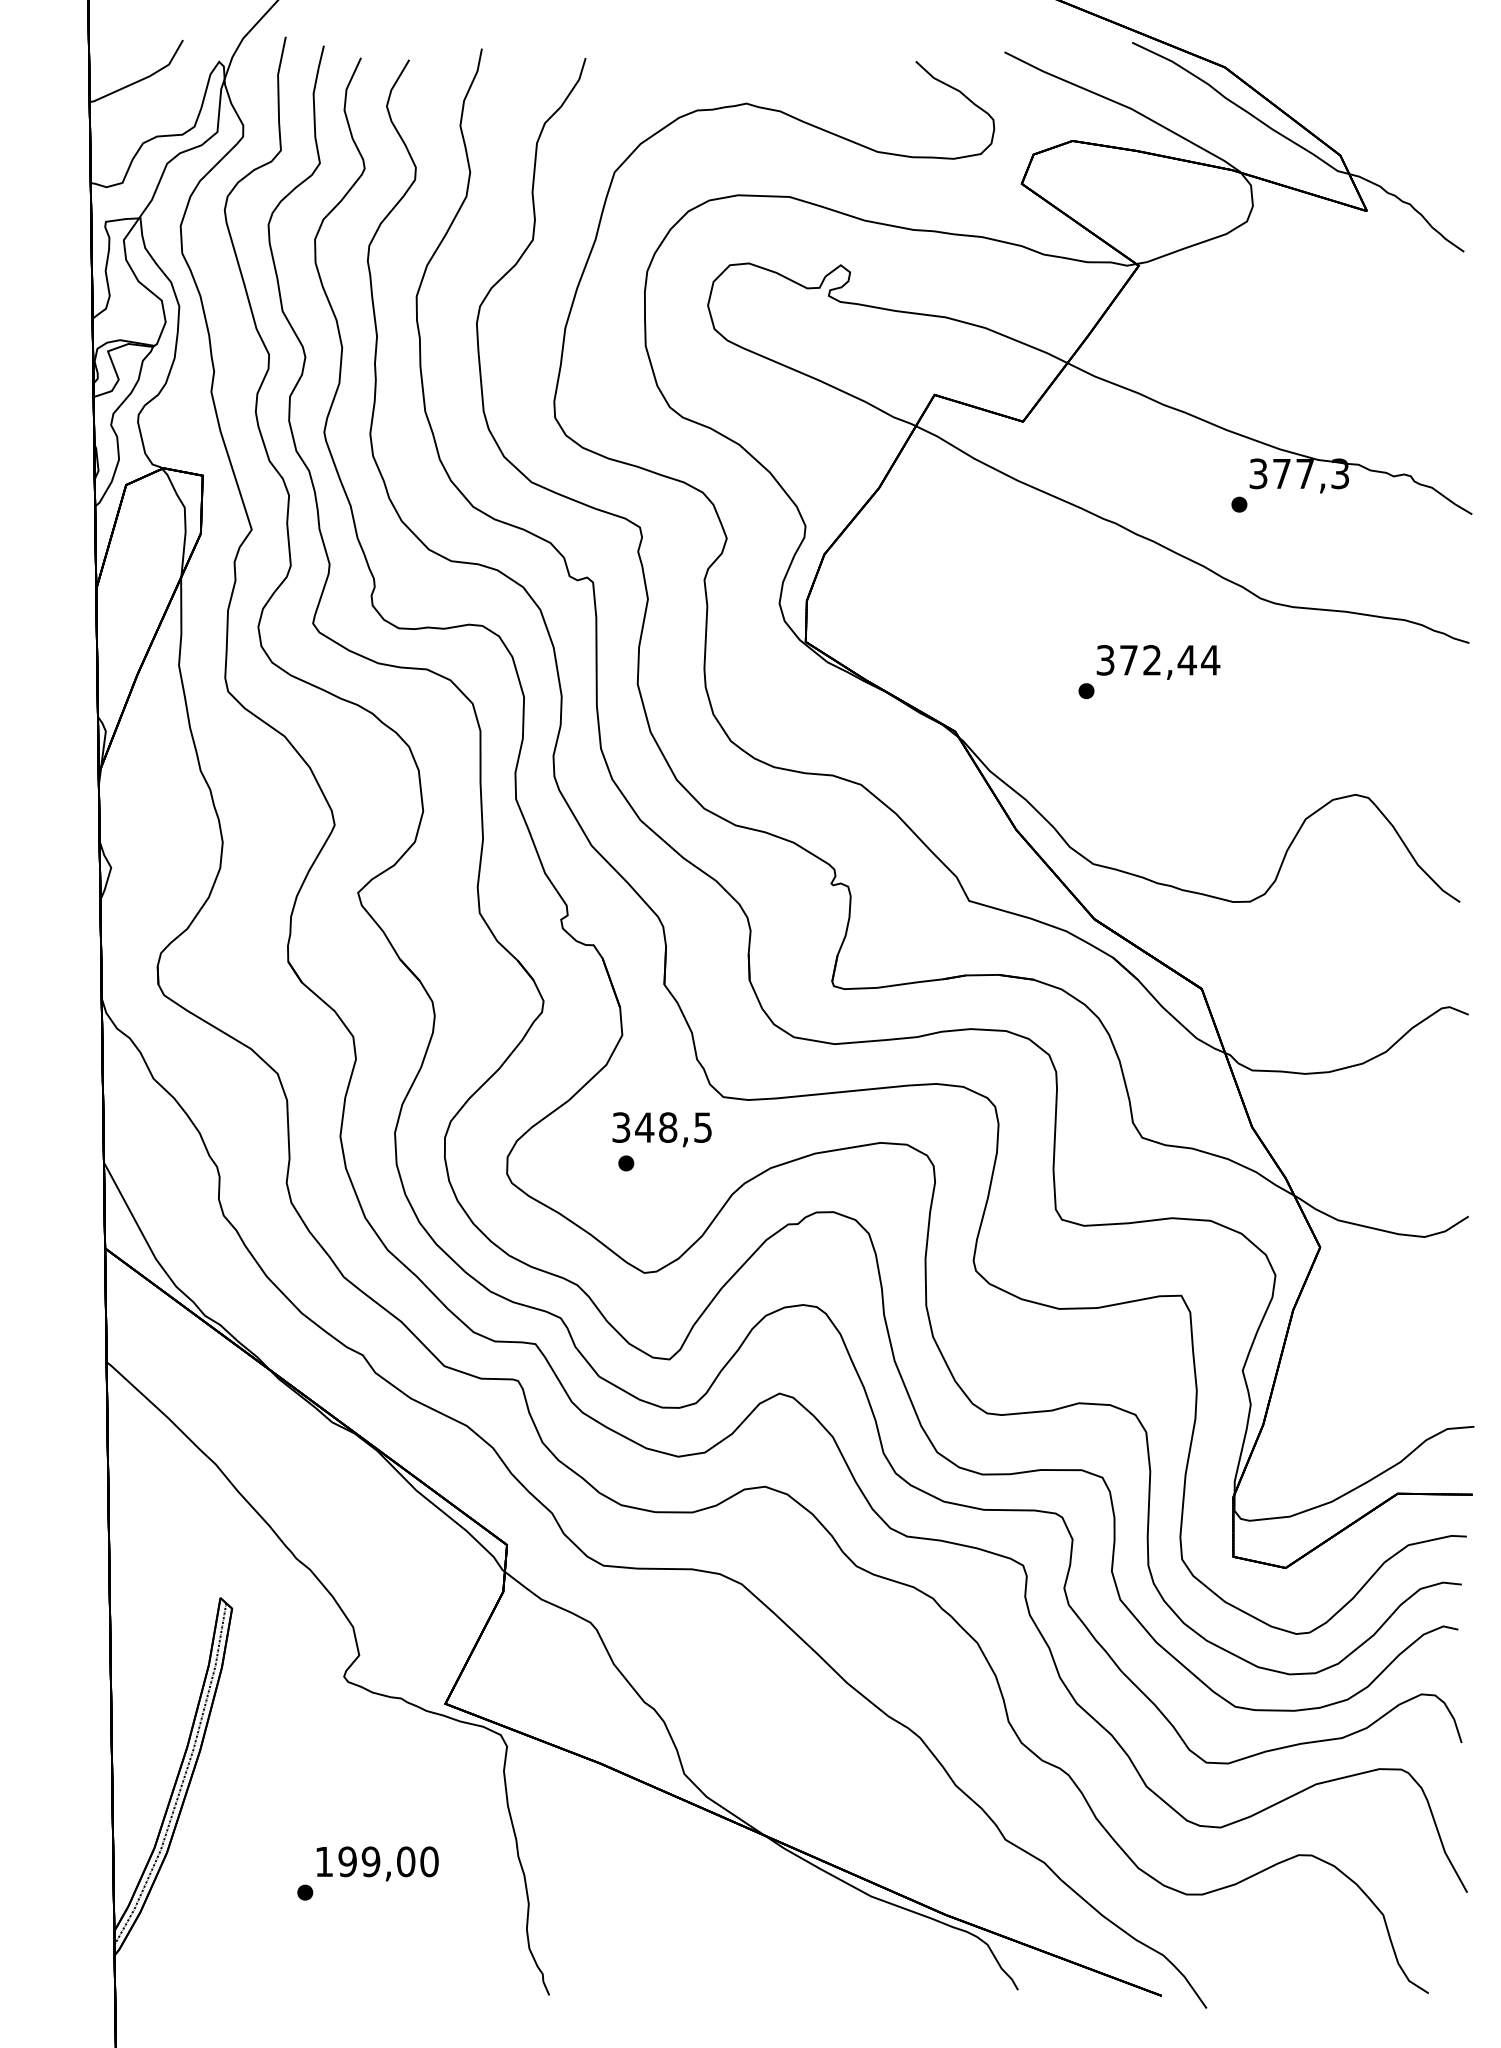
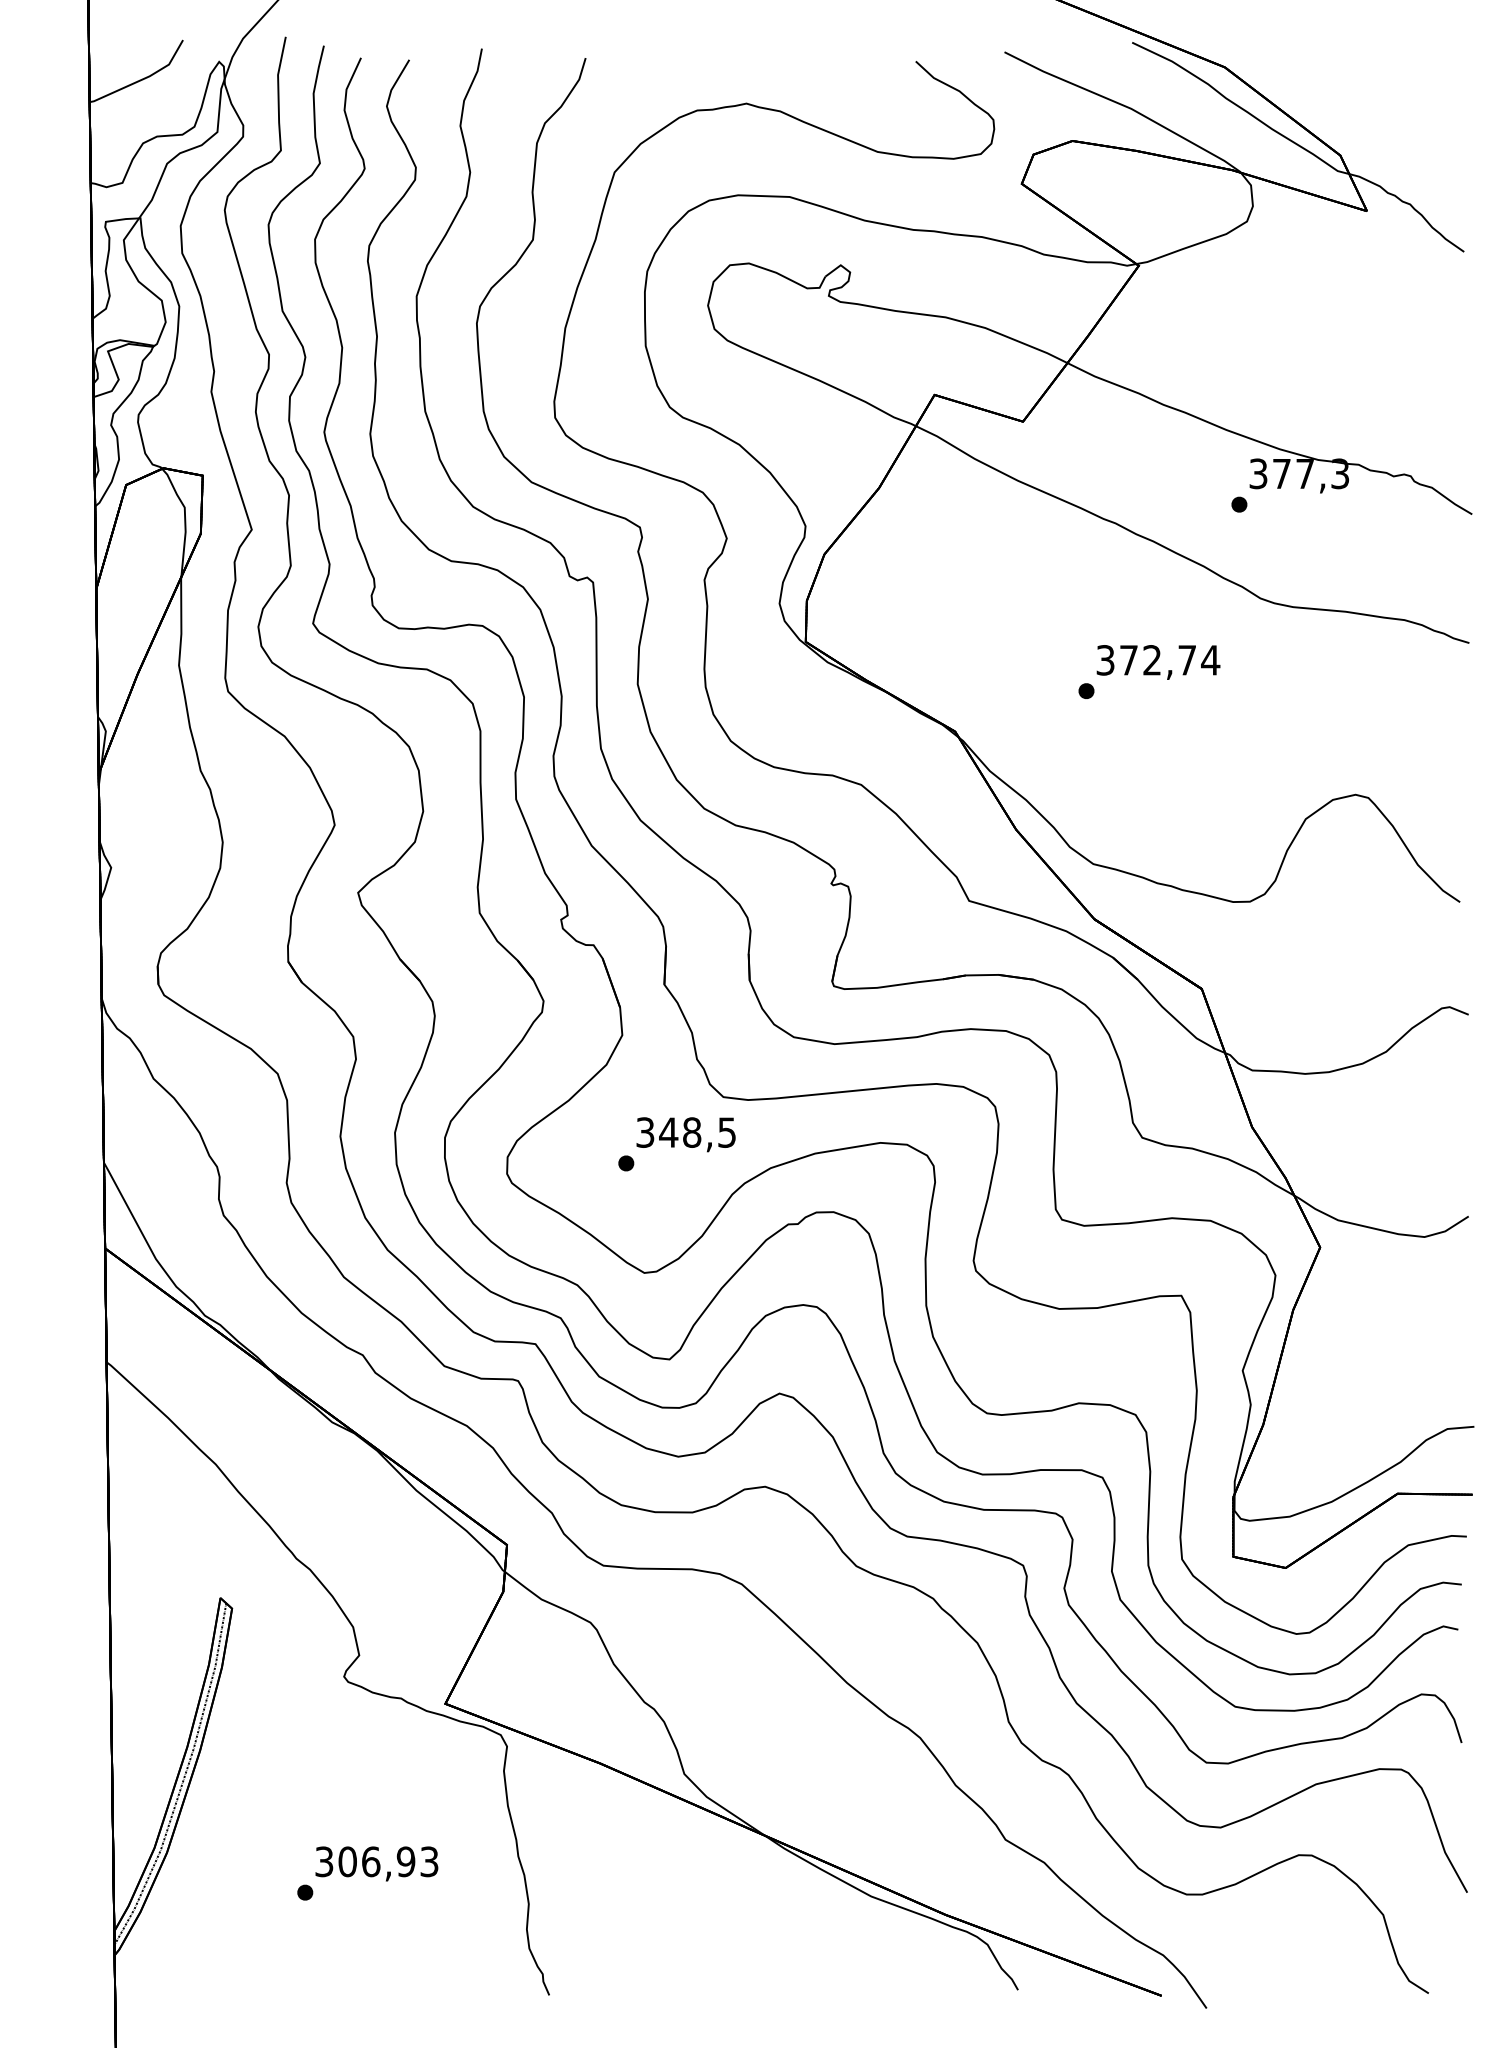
text: 372,44 -> 372,74 (1186, 660)
text position: (661, 1129) -> (685, 1134) (685, 1134)
text: 199,00 -> 306,93 (376, 1861)
